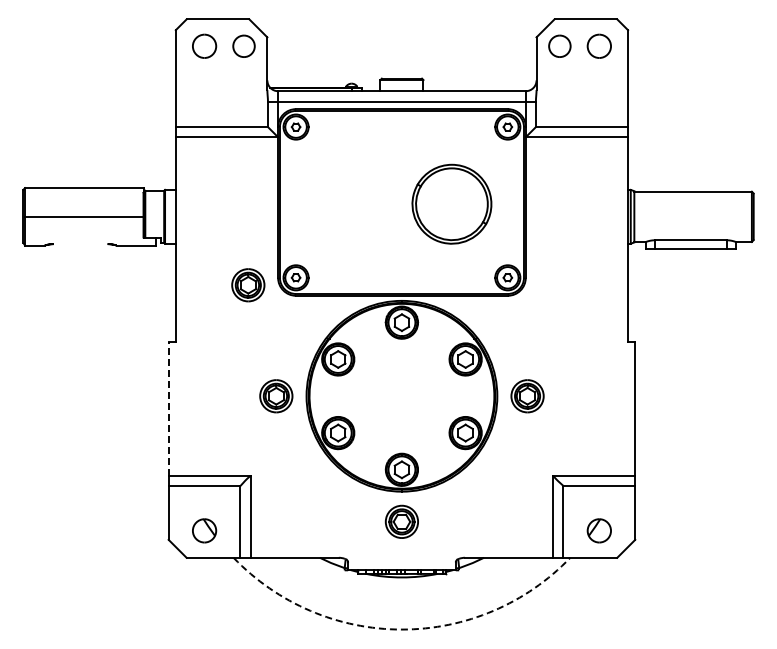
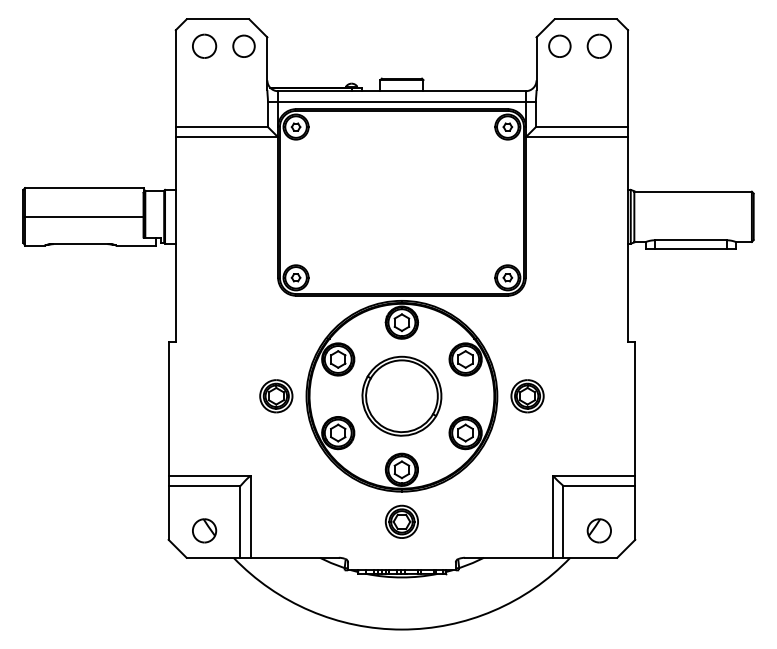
part position: (451, 203) -> (401, 395) (401, 395)
line: none -> present (80, 244)
part: present -> none (248, 285)
line: dashed -> solid (168, 409)
arc: dashed -> solid (401, 629)
